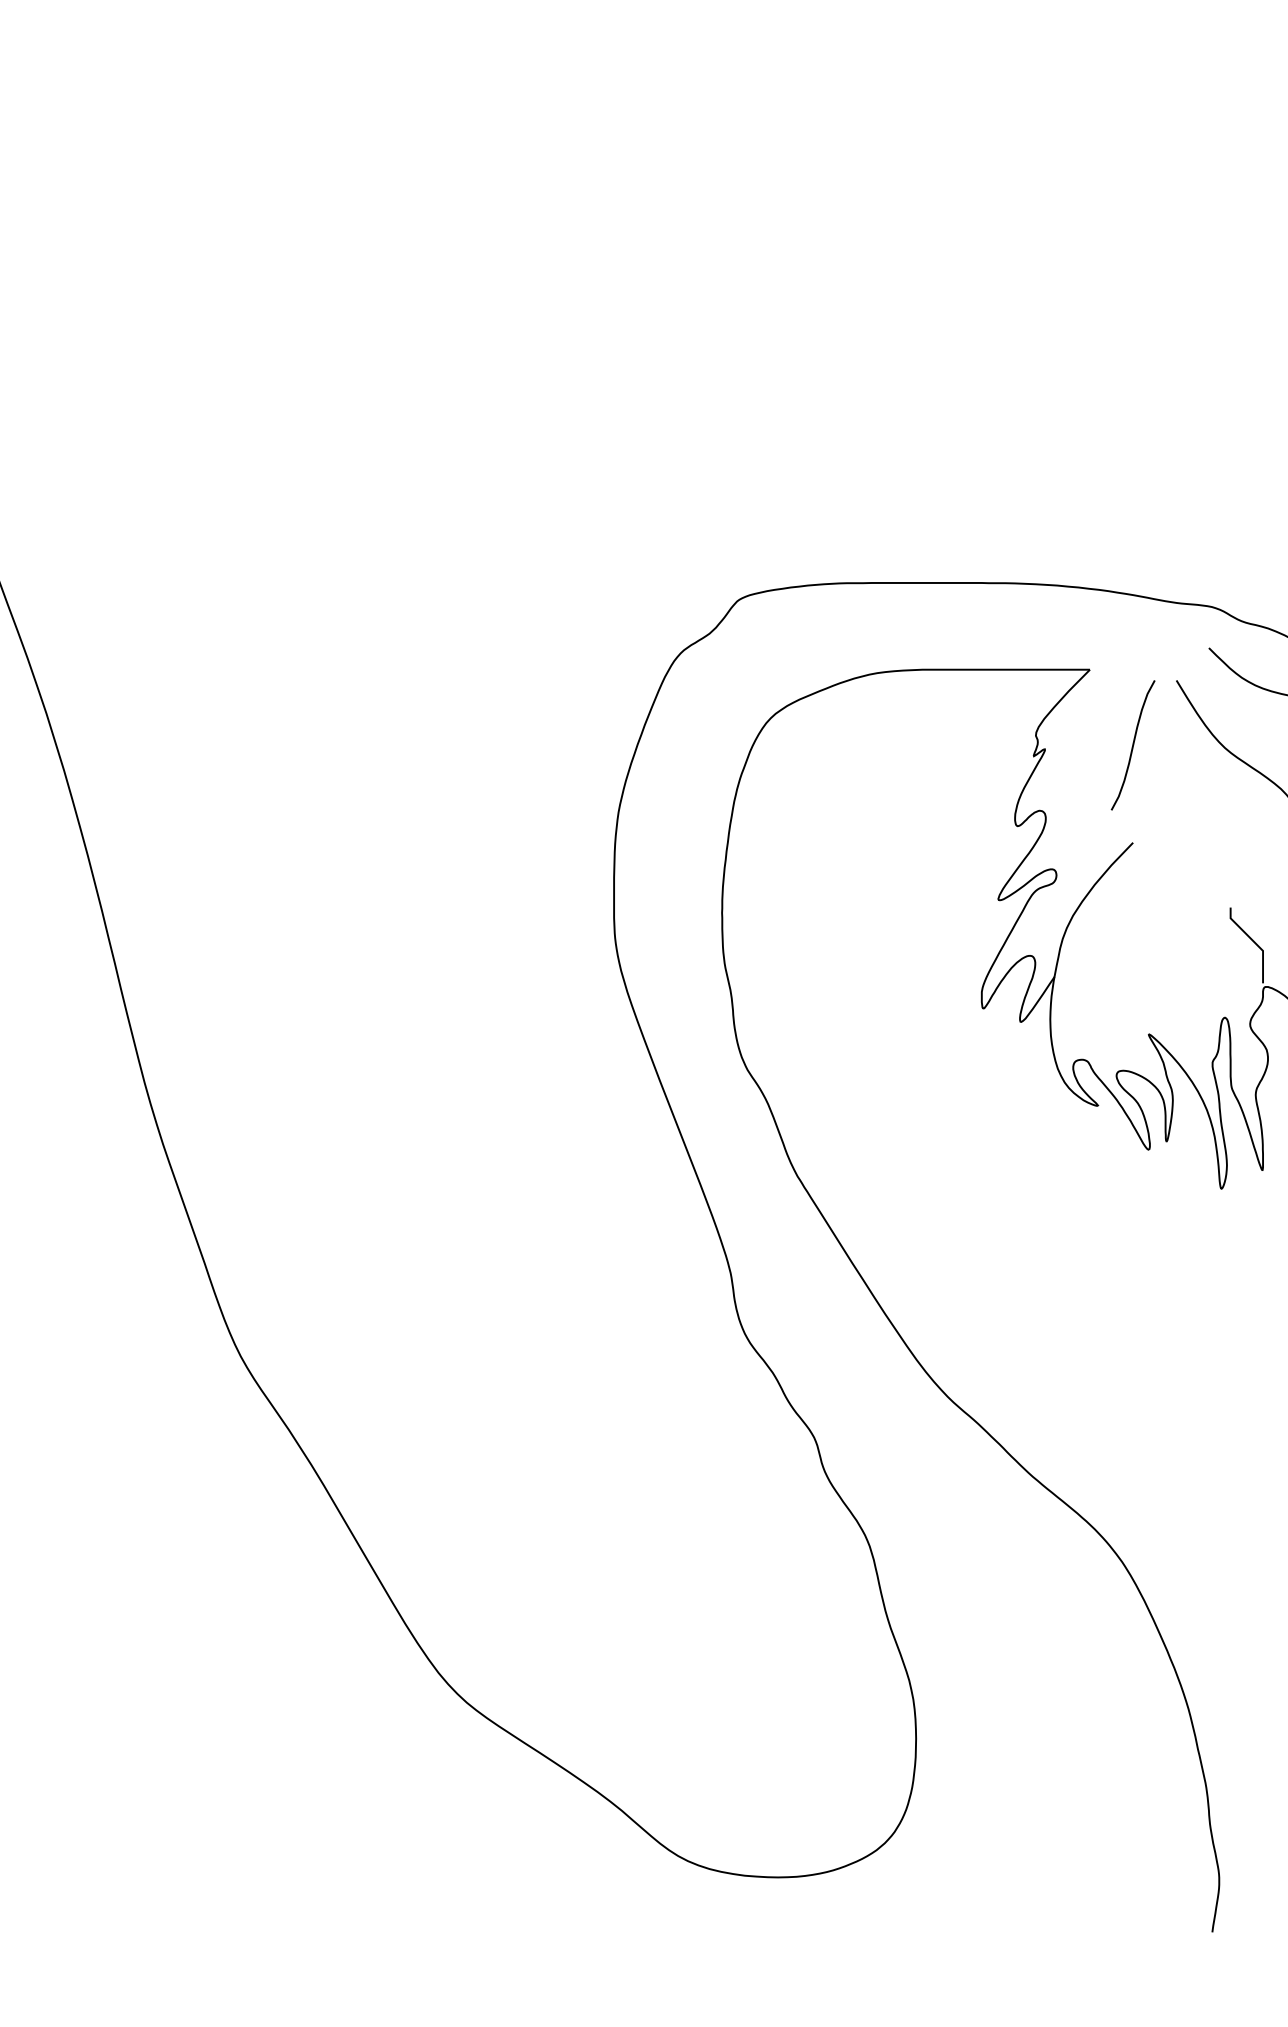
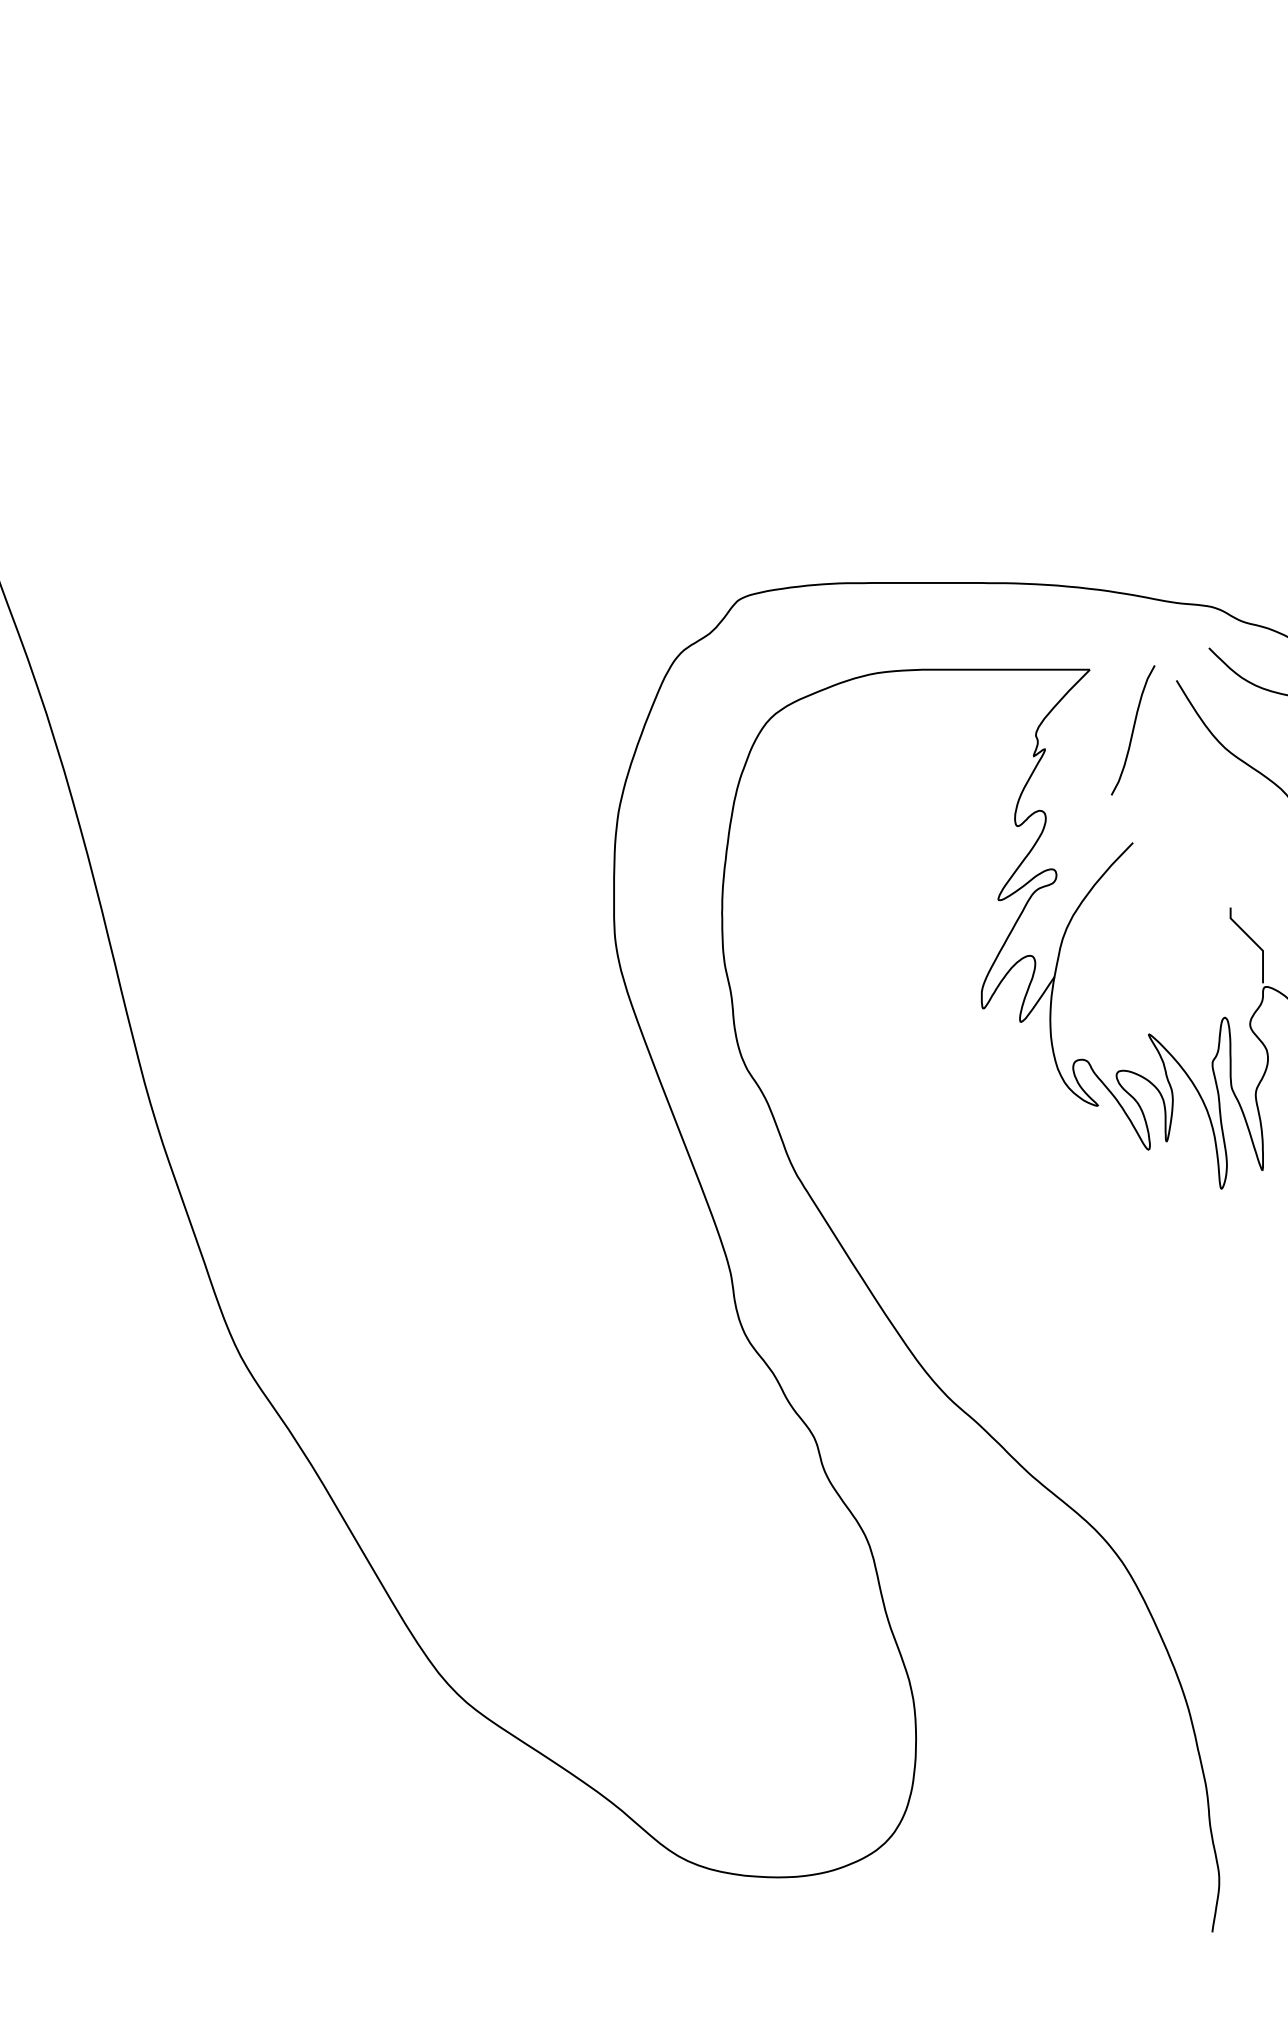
curve position: (1132, 745) -> (1132, 730) (1132, 730)
